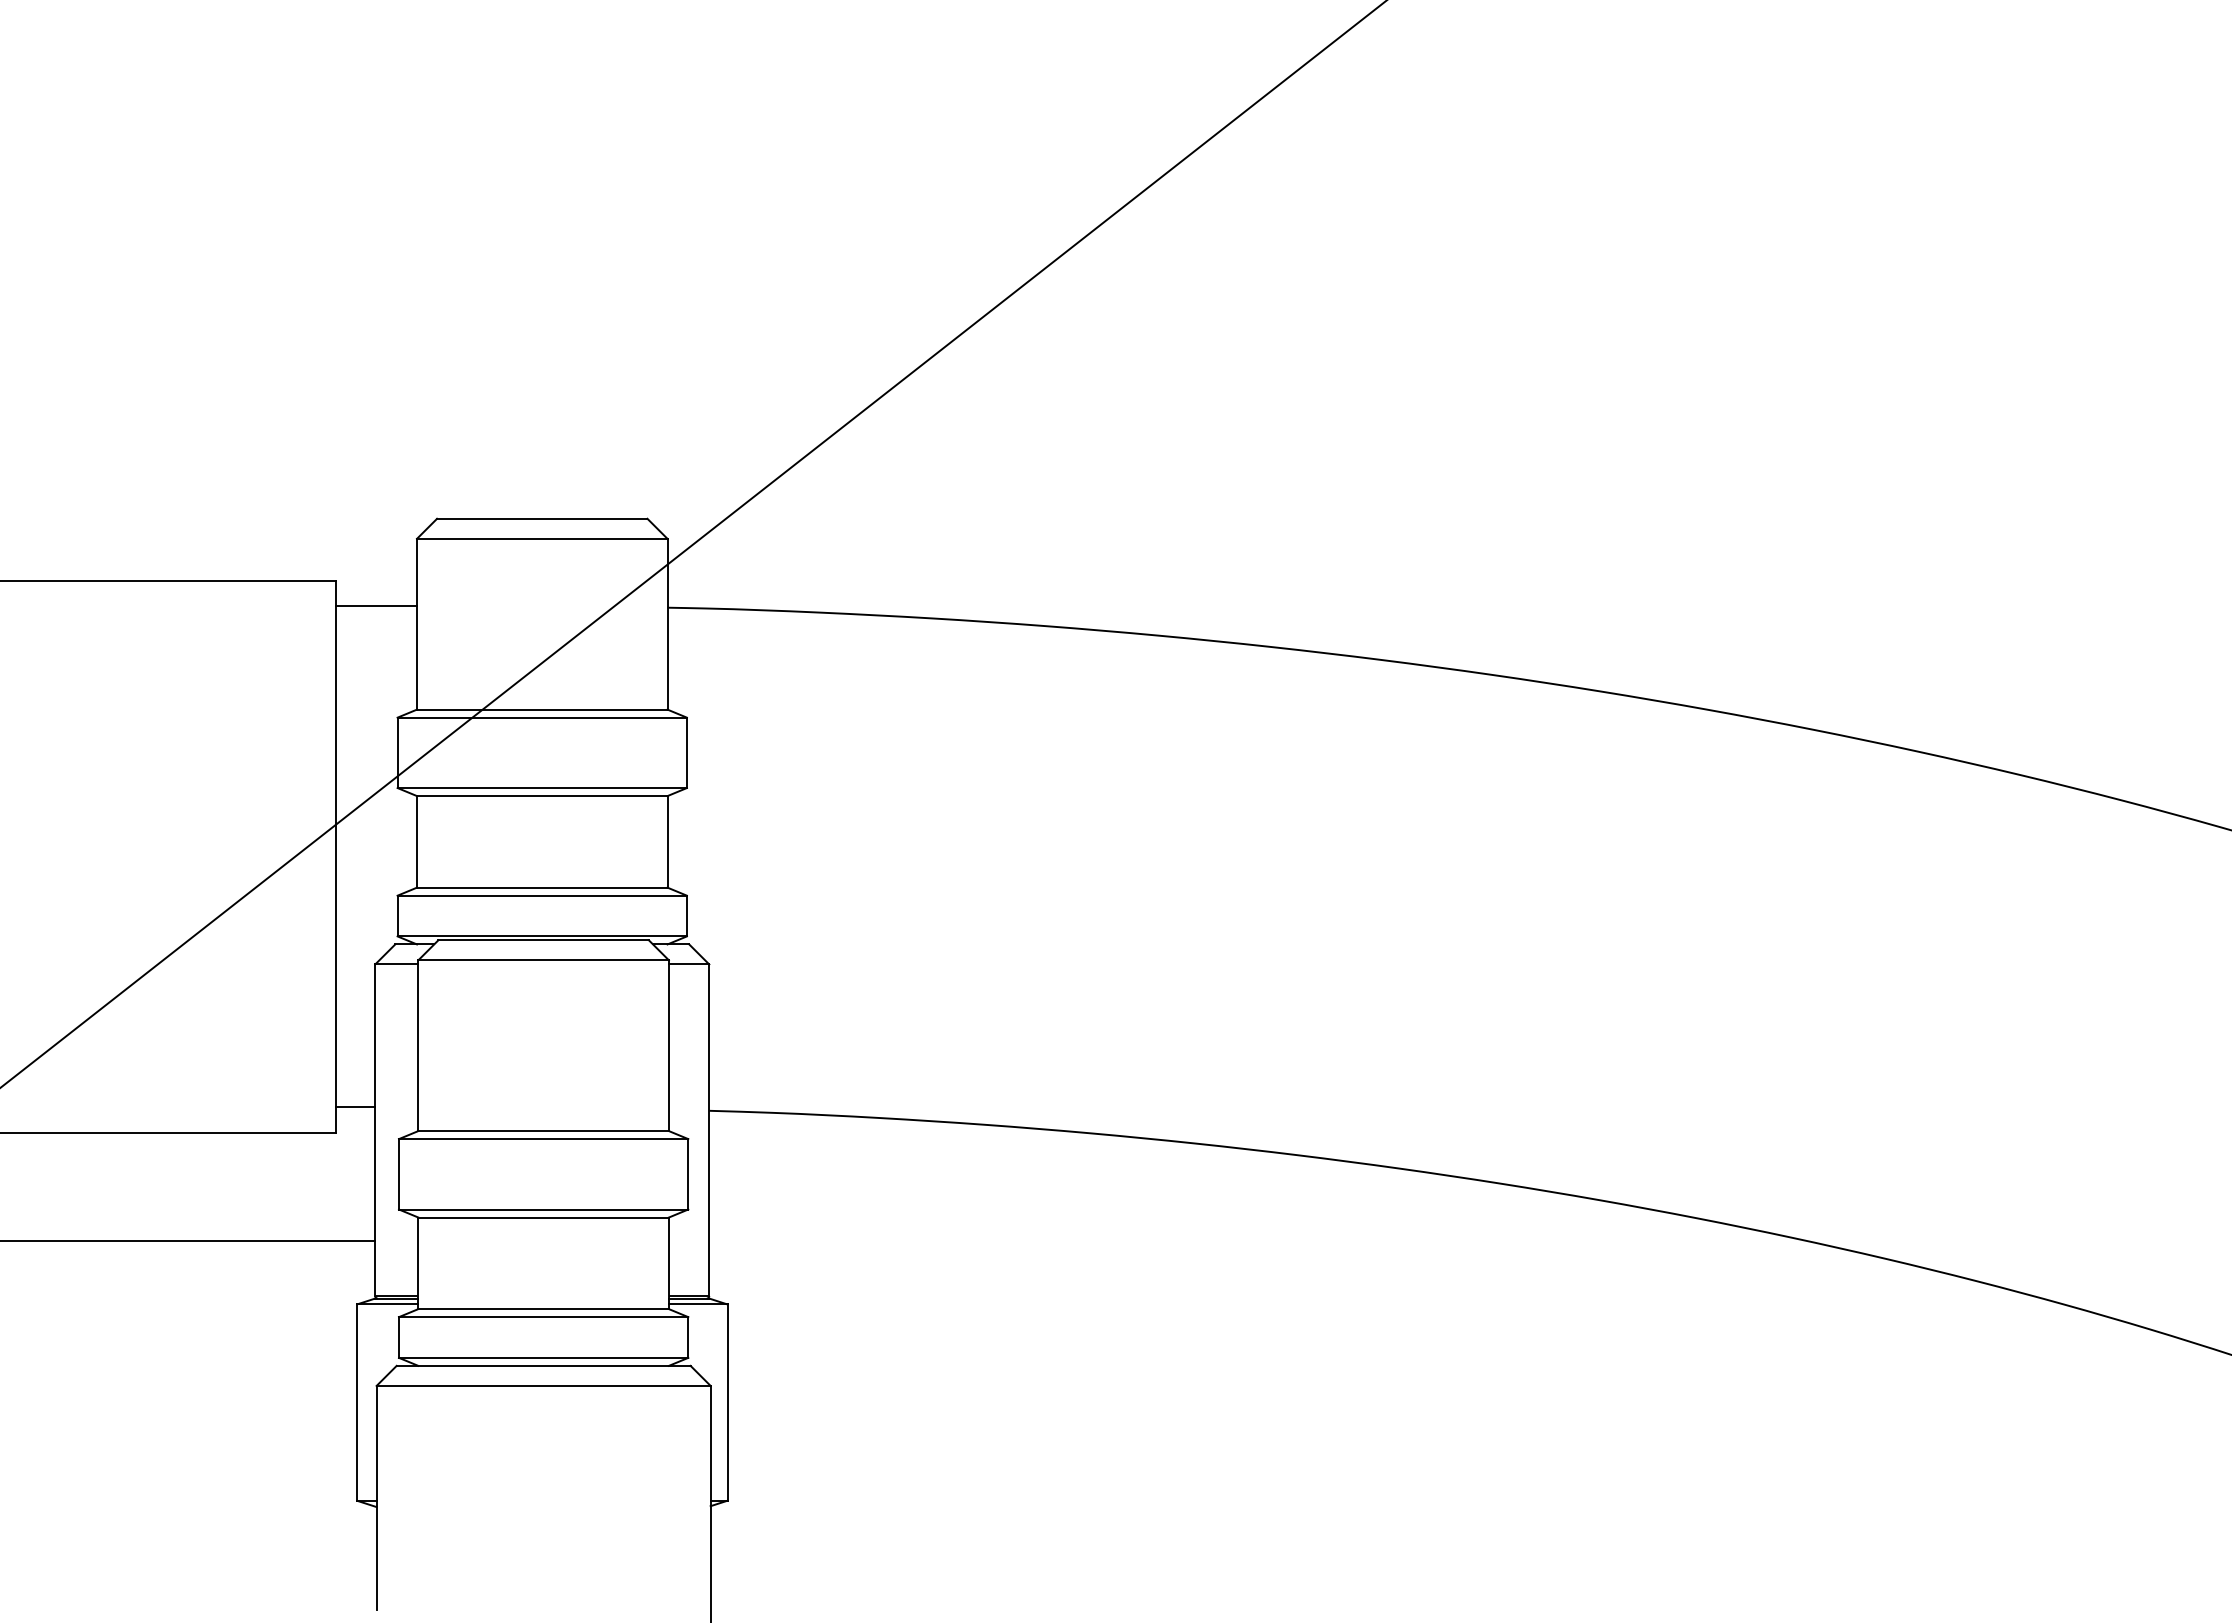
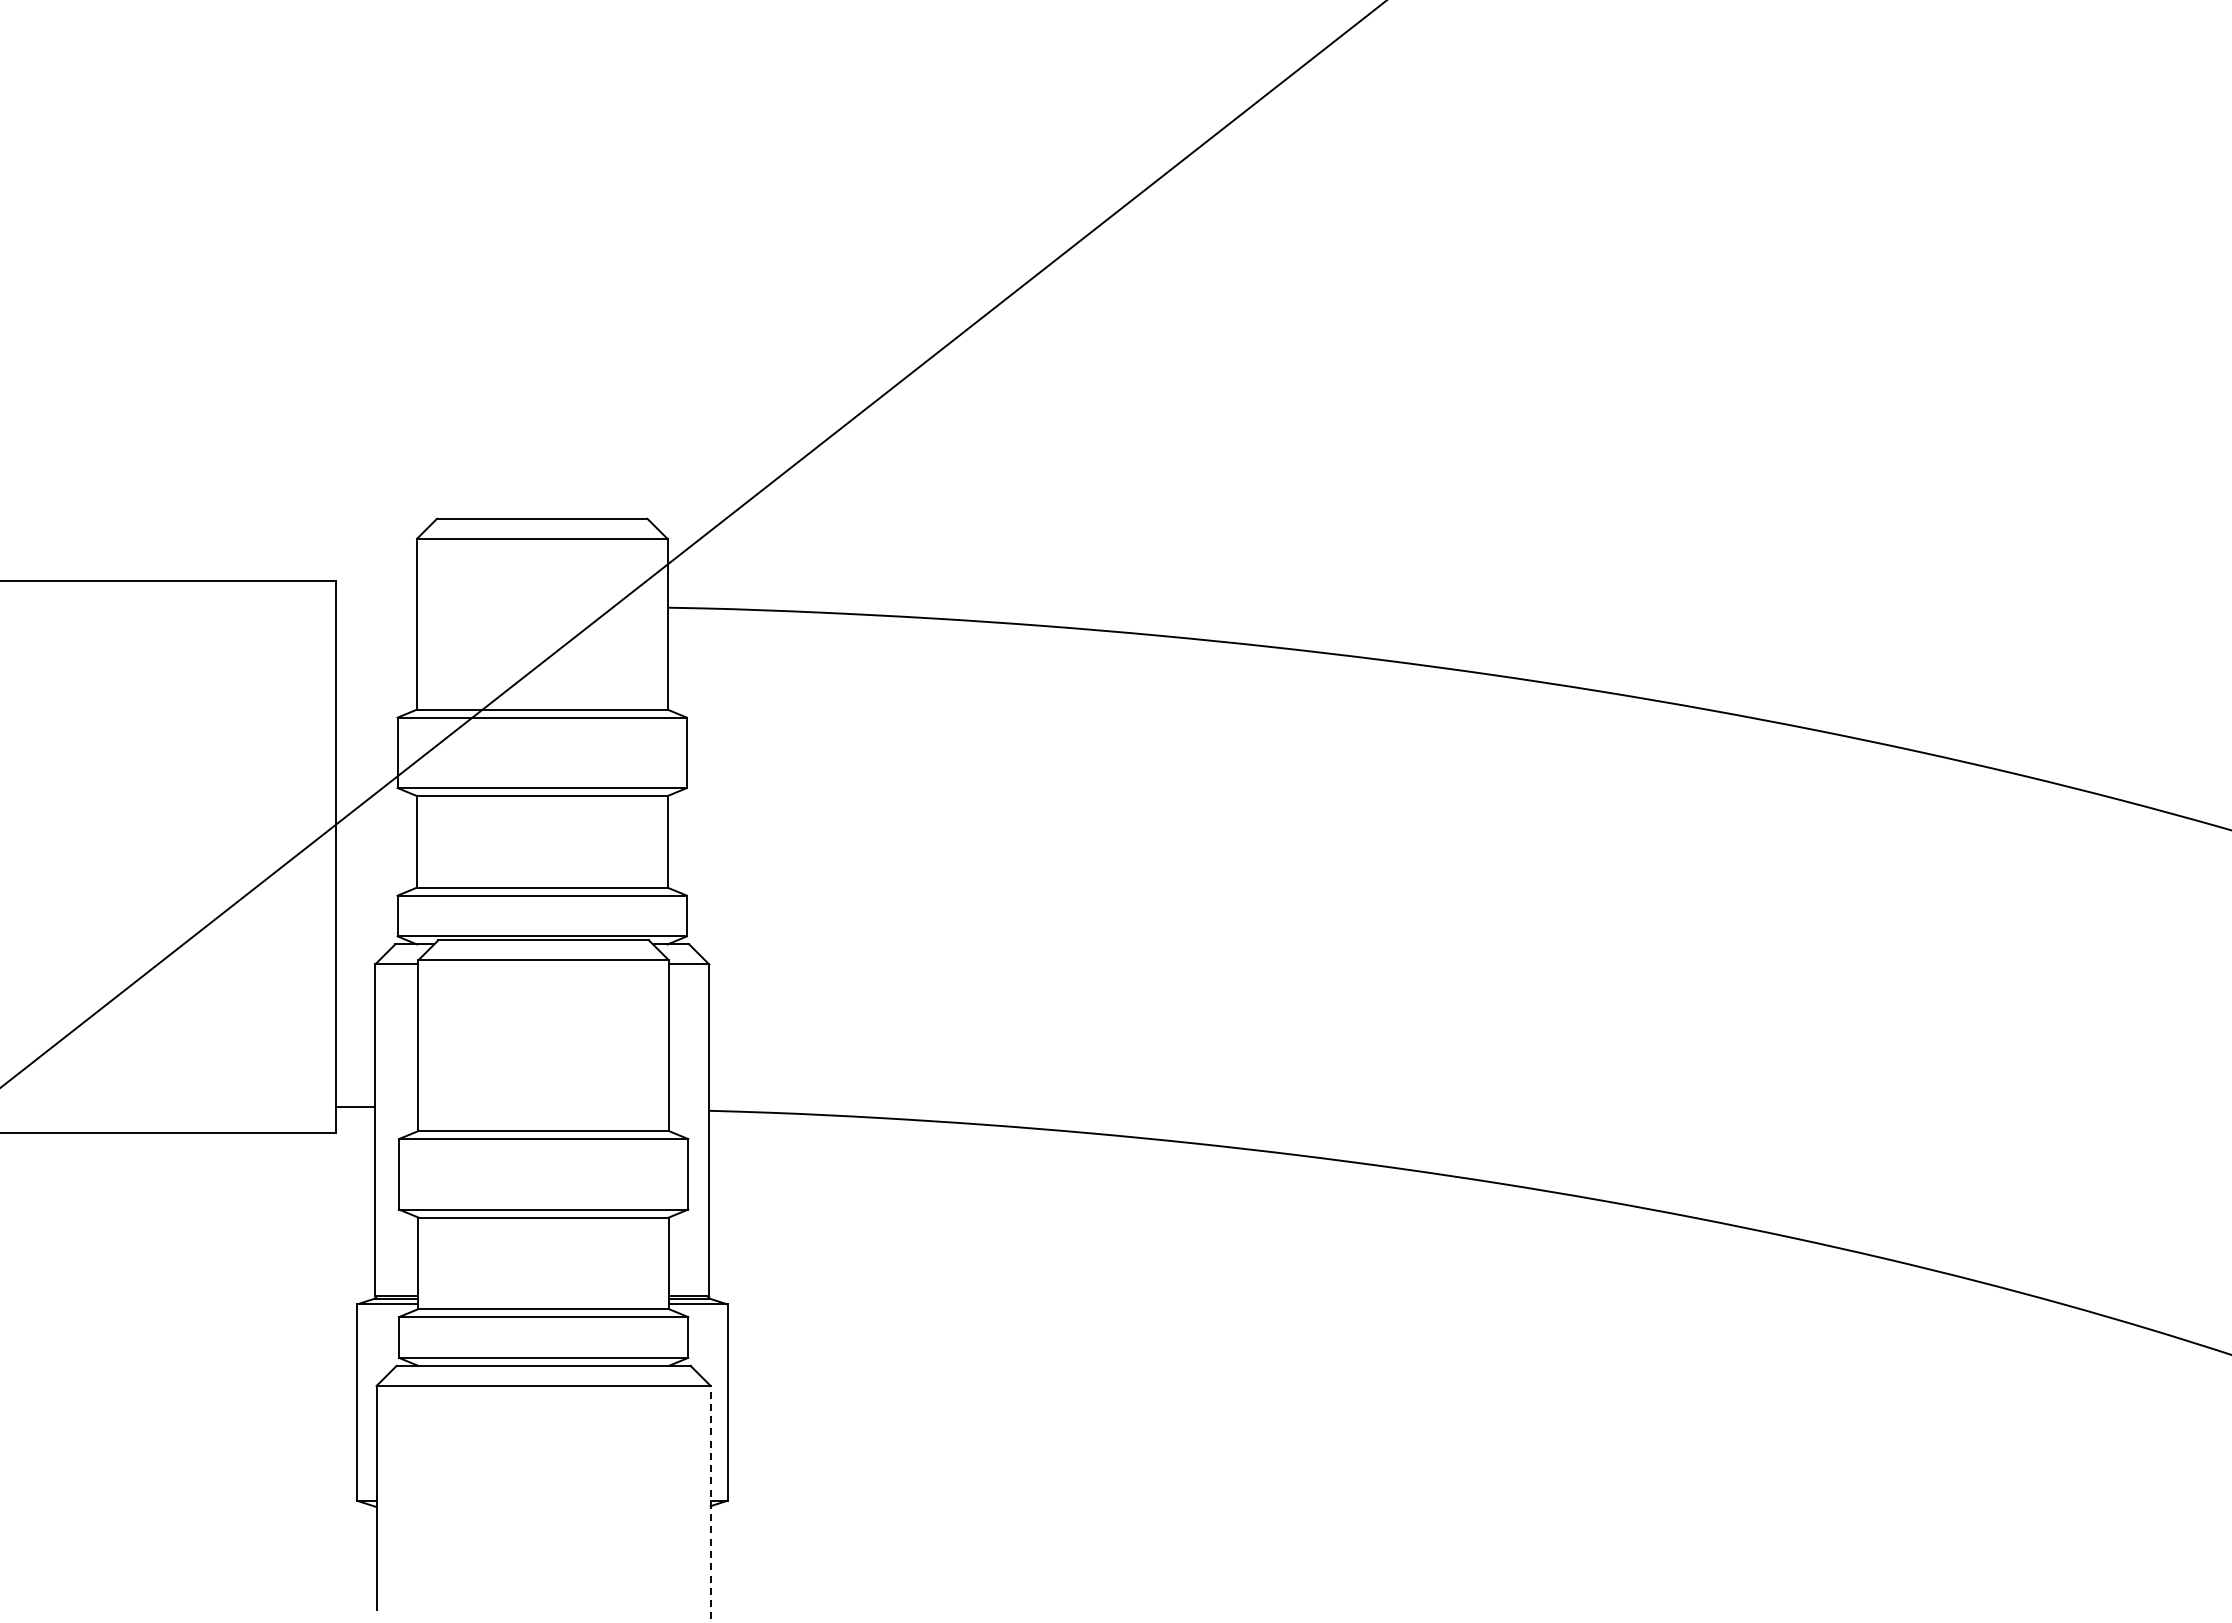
line: present -> none (376, 605)
line: present -> none (188, 1241)
line: solid -> dashed (710, 1503)
